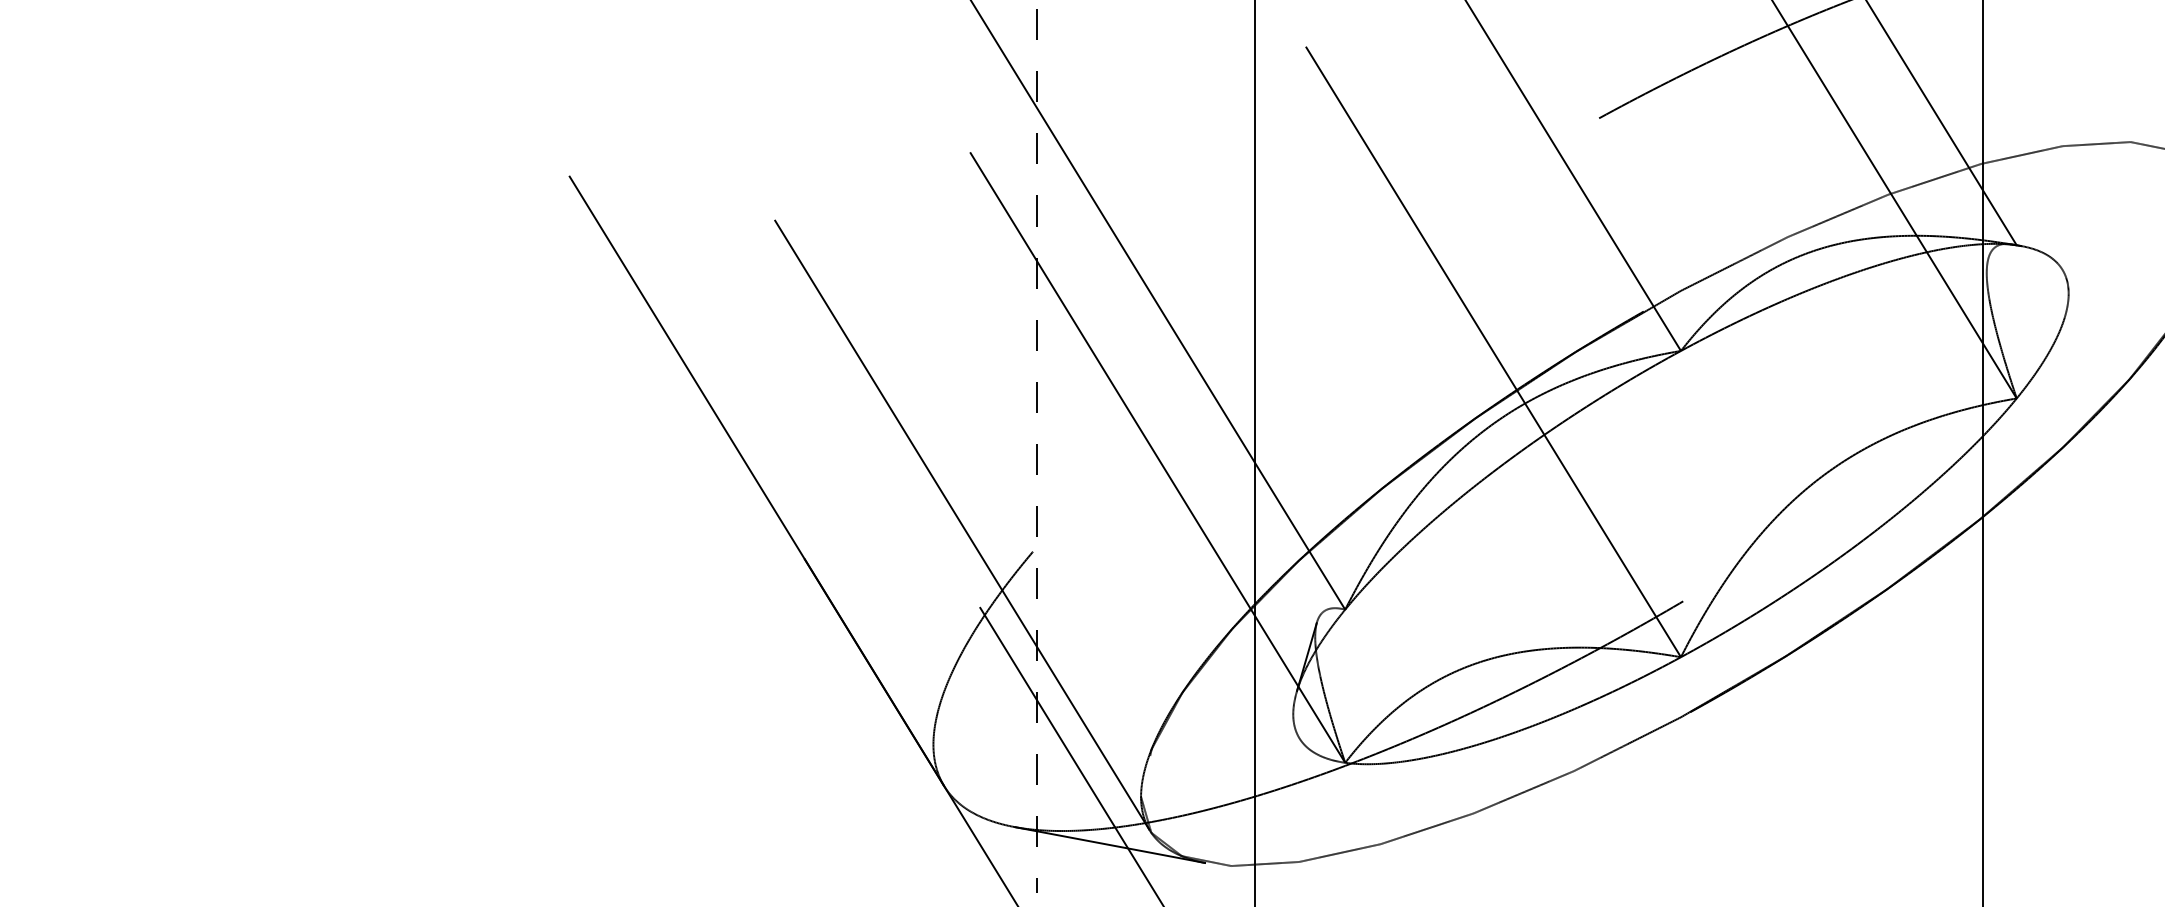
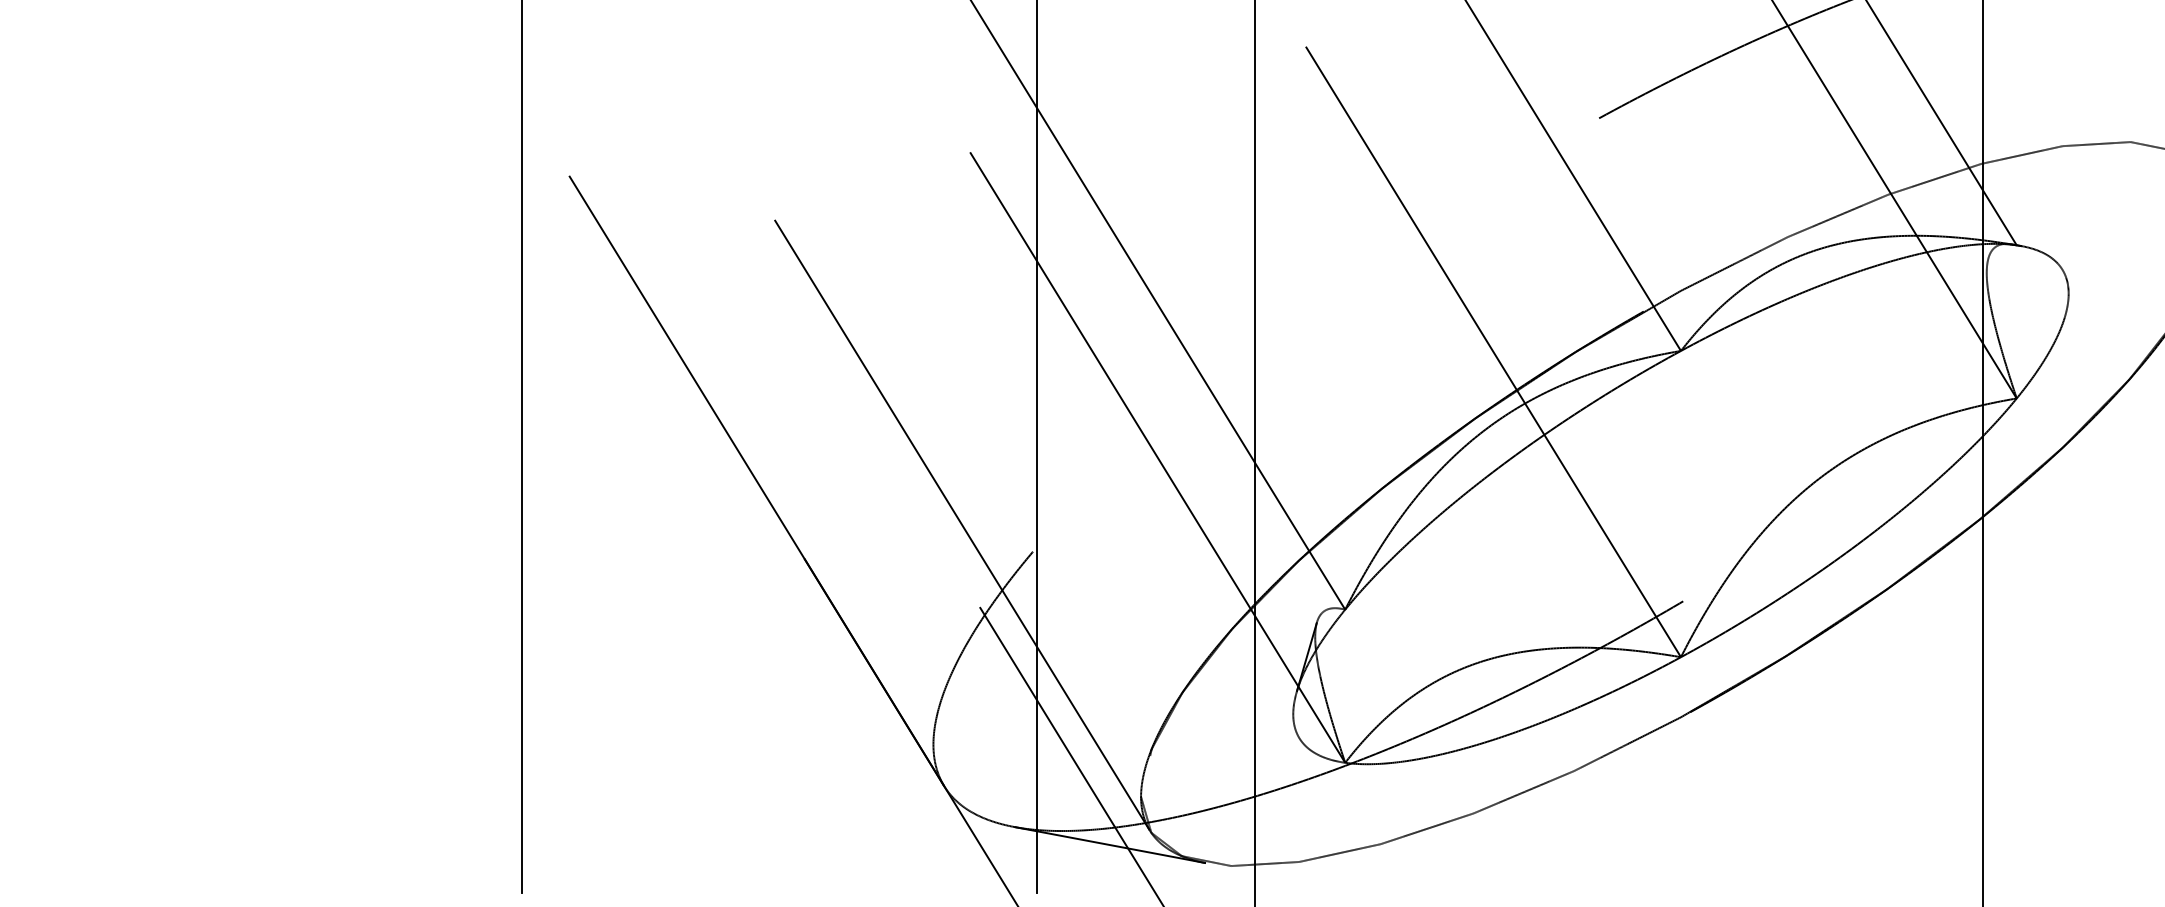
line: none -> present (522, 447)
line: dashed -> solid (1037, 447)
